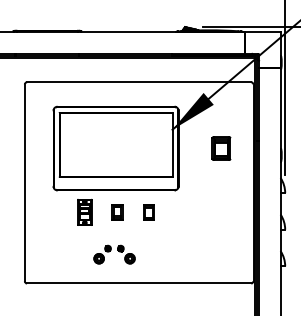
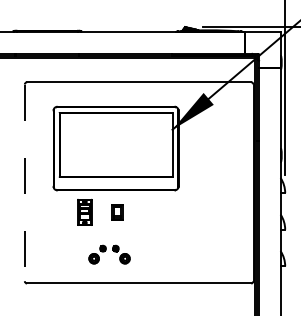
part: present -> none (221, 148)
line: solid -> dashed (24, 183)
part: present -> none (148, 212)
part position: (114, 254) -> (109, 254) (109, 254)
